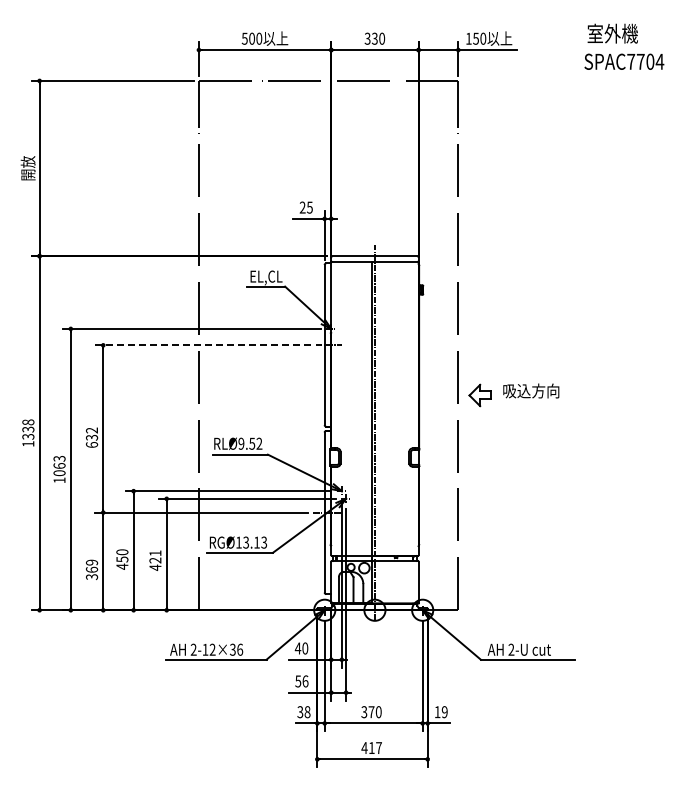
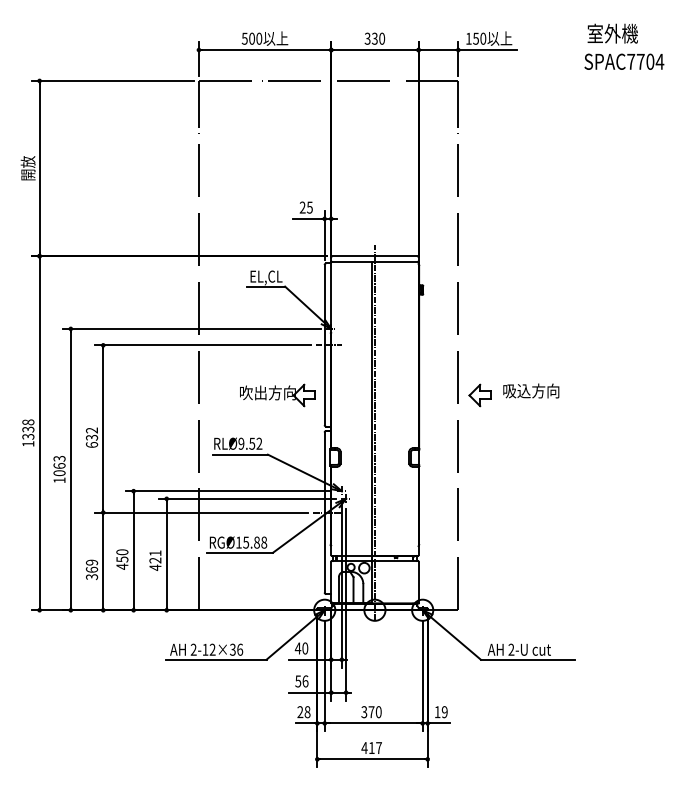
line: dashed -> solid (202, 345)
part: none -> present (277, 395)
text: RGØ13.13 -> RGØ15.88 (255, 542)
text: 38 -> 28 (300, 712)
